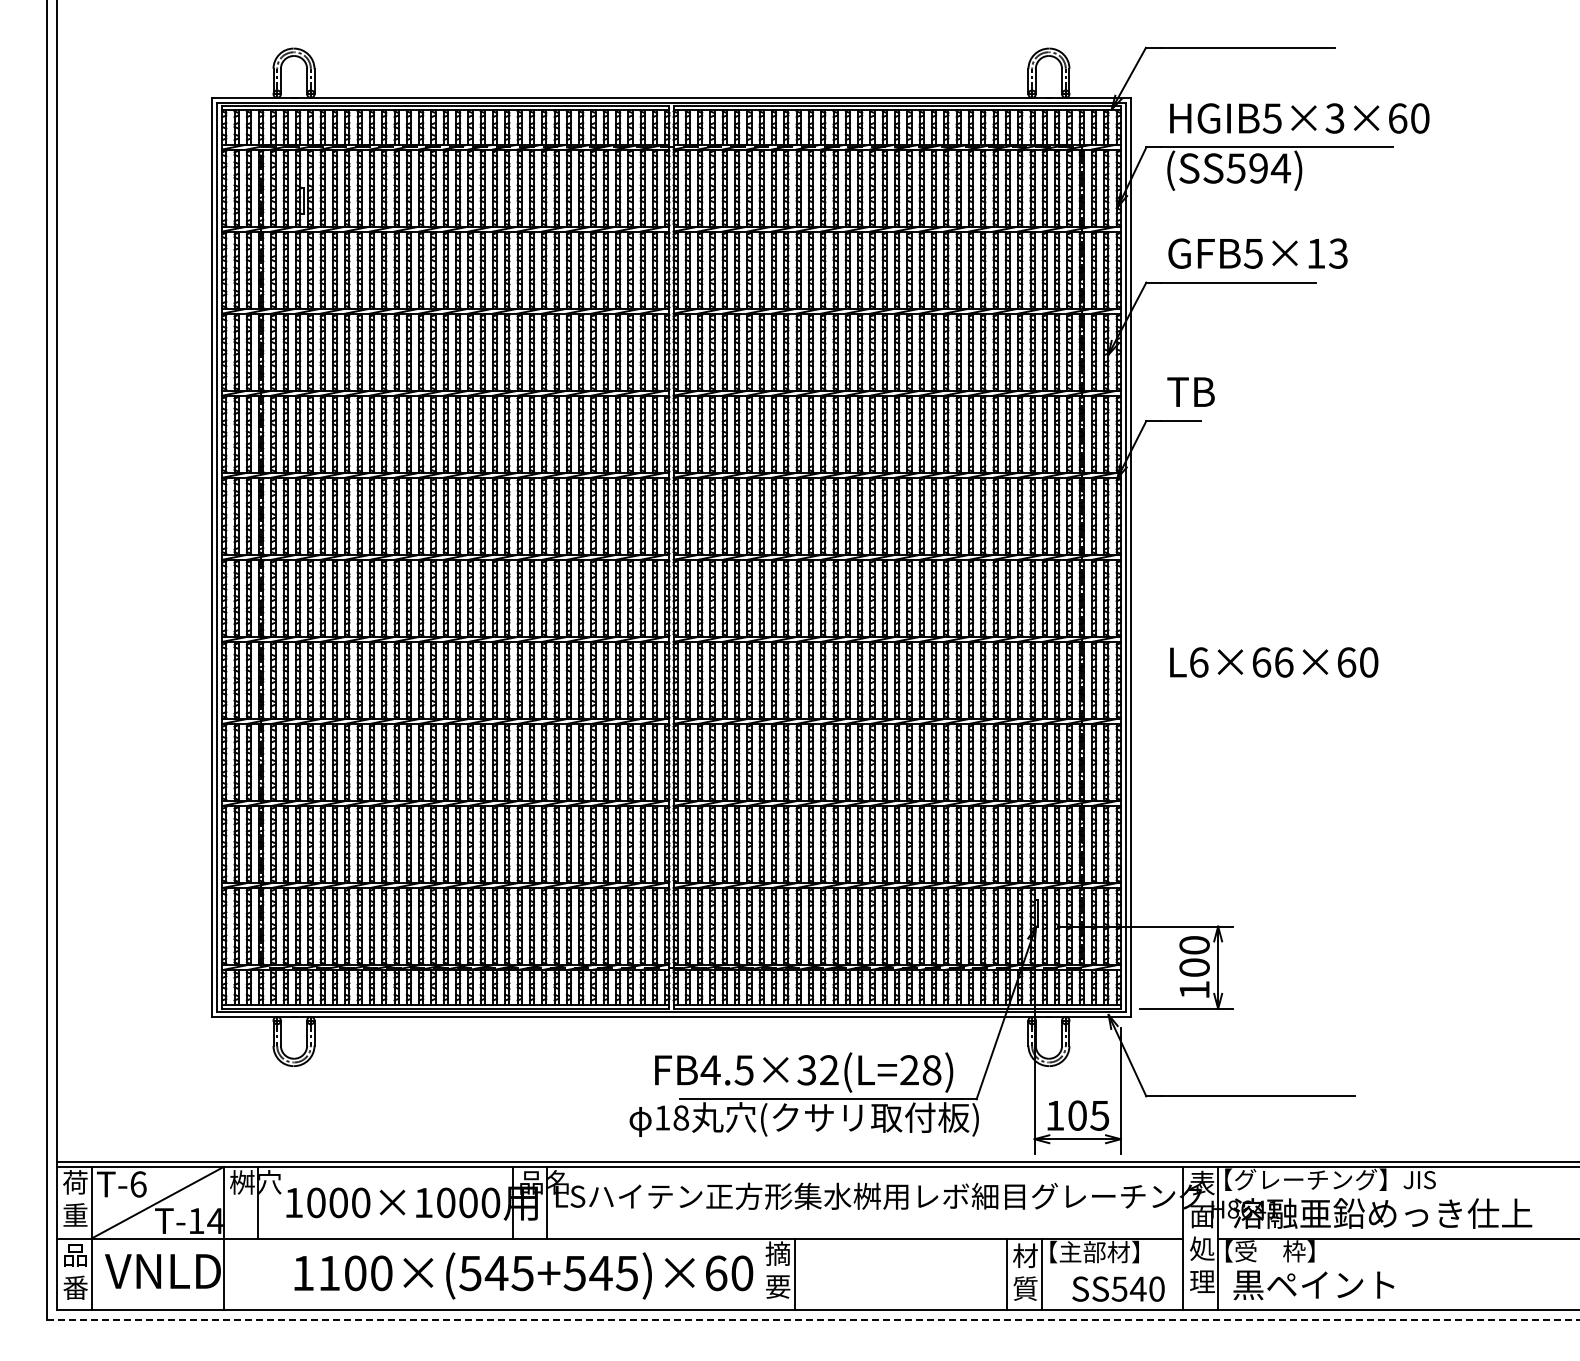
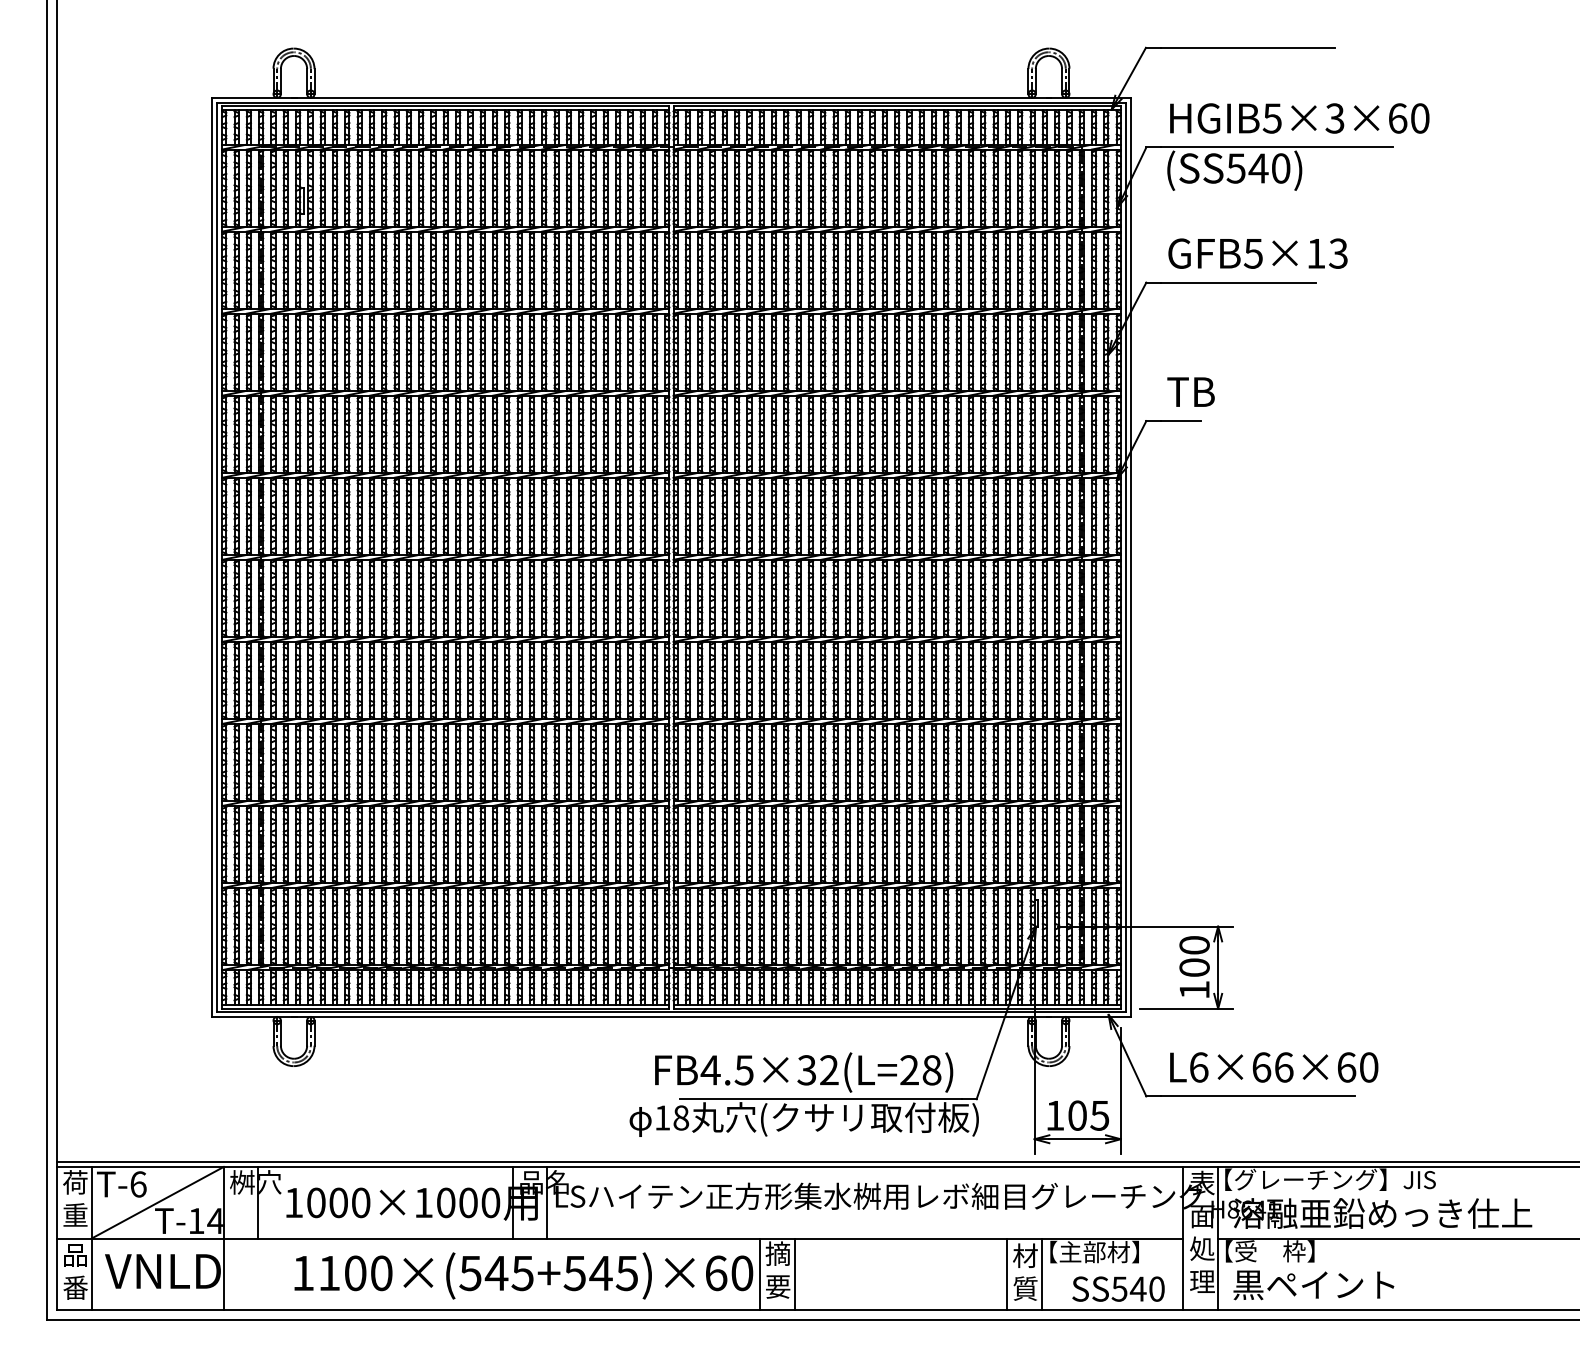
text: (SS594) -> (SS540) (1269, 168)
text position: (1274, 662) -> (1274, 1067) (1274, 1067)
line: none -> present (760, 1274)
line: dashed -> solid (813, 1319)
